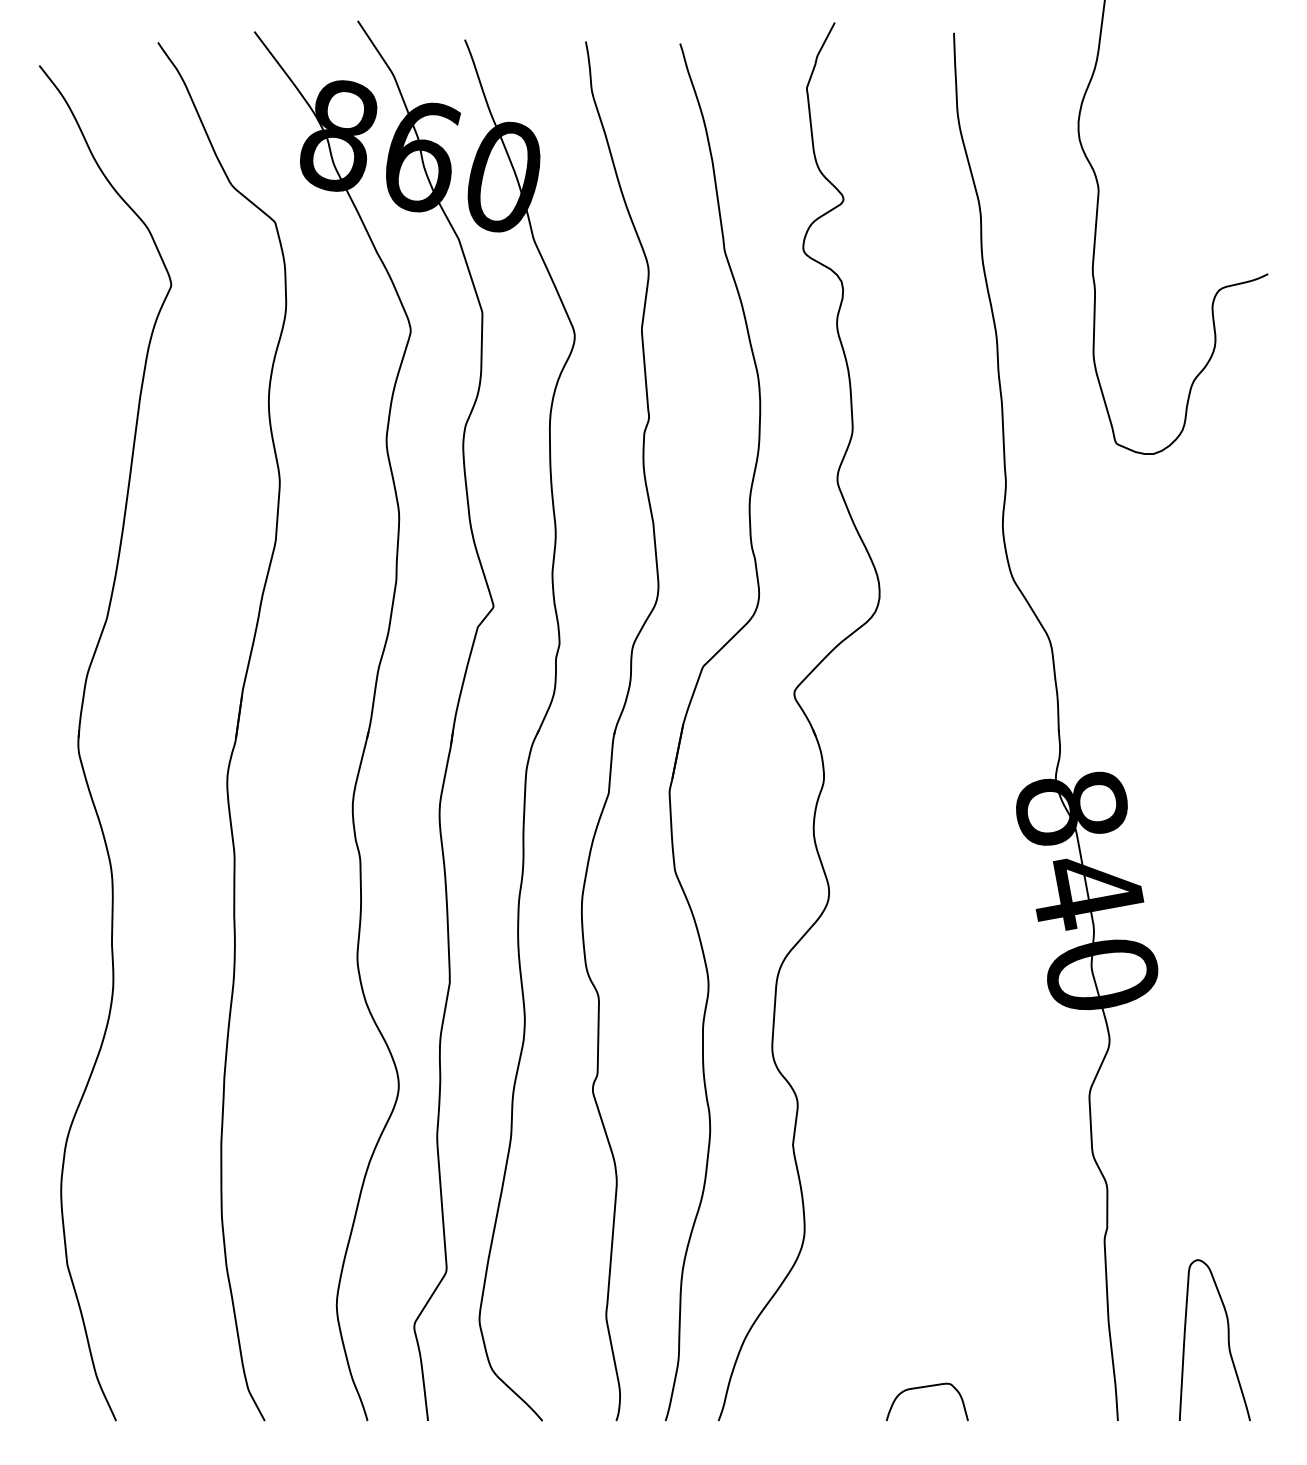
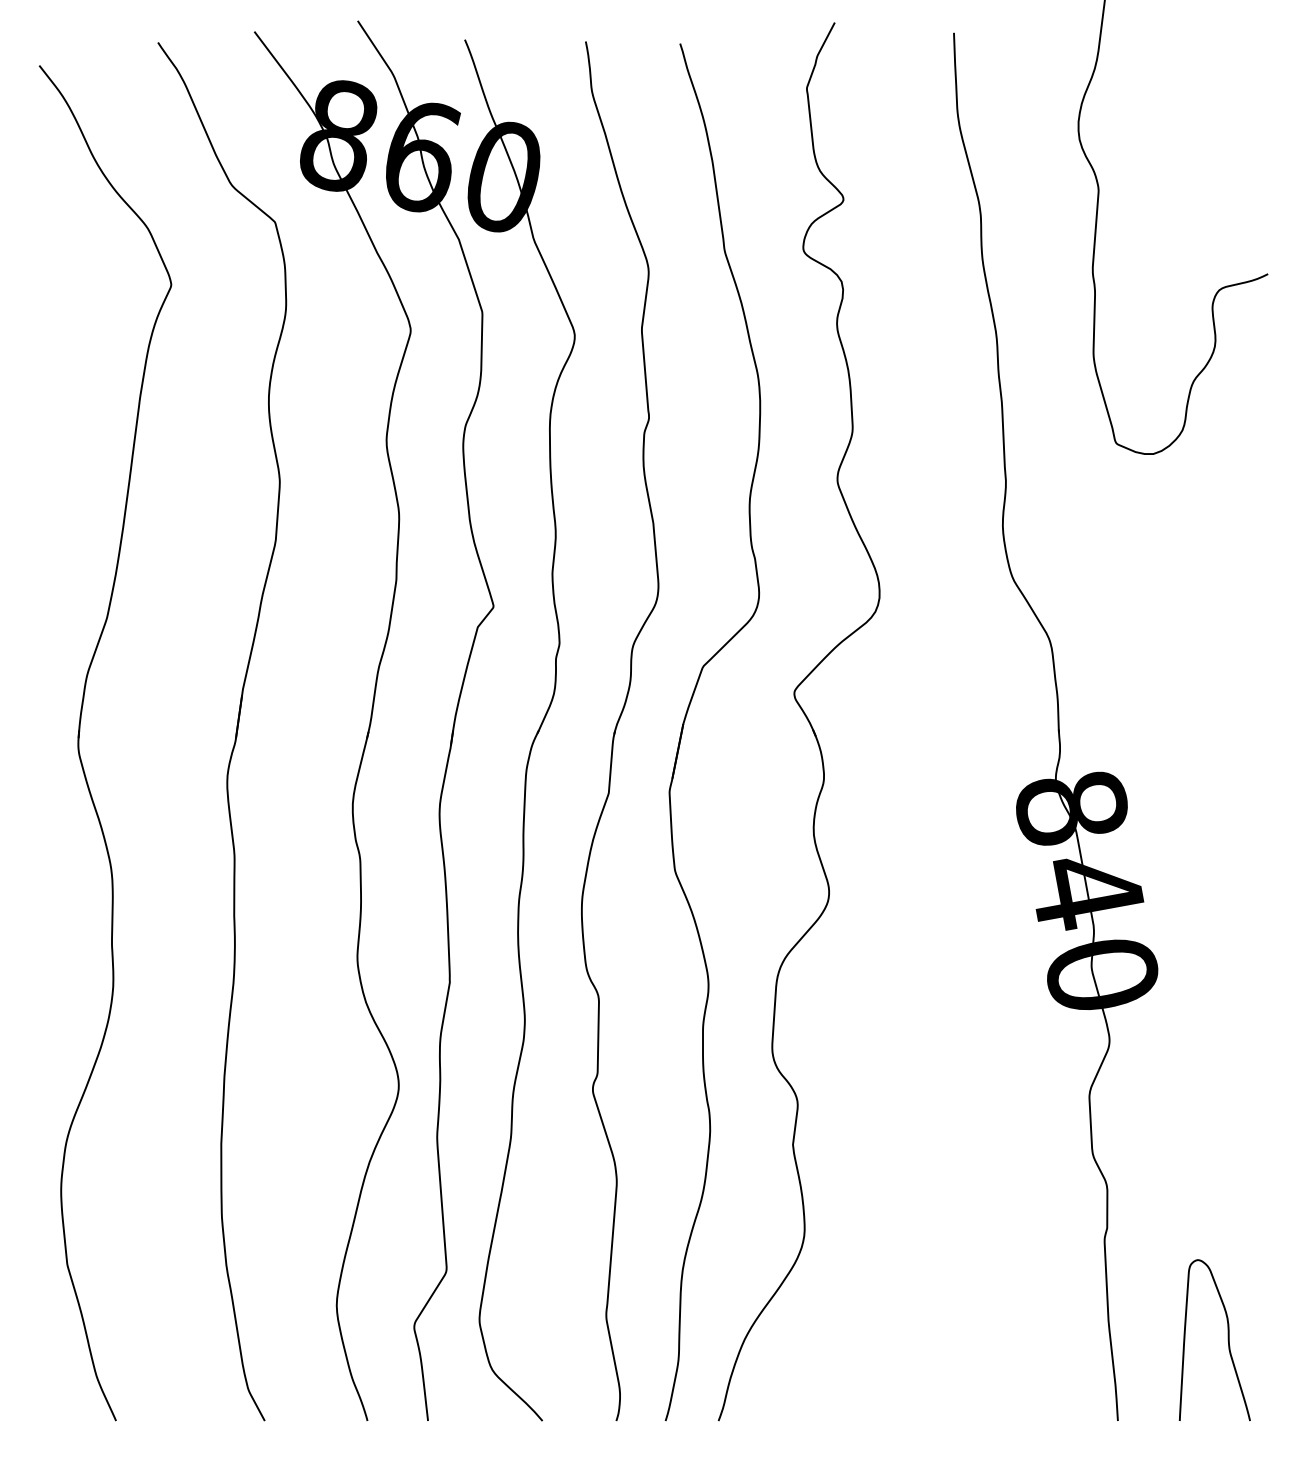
curve: present -> none (927, 1387)
